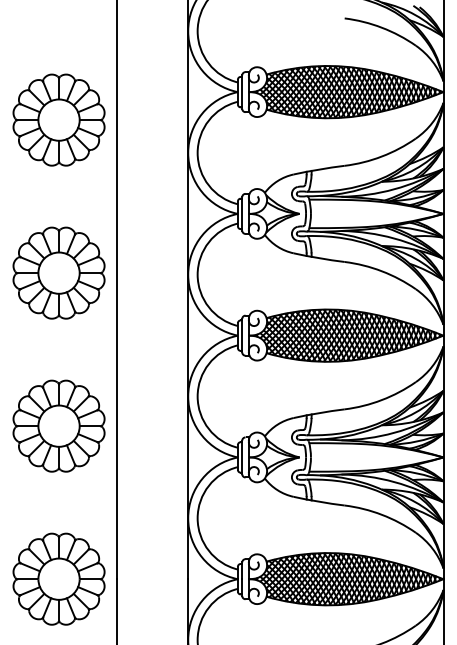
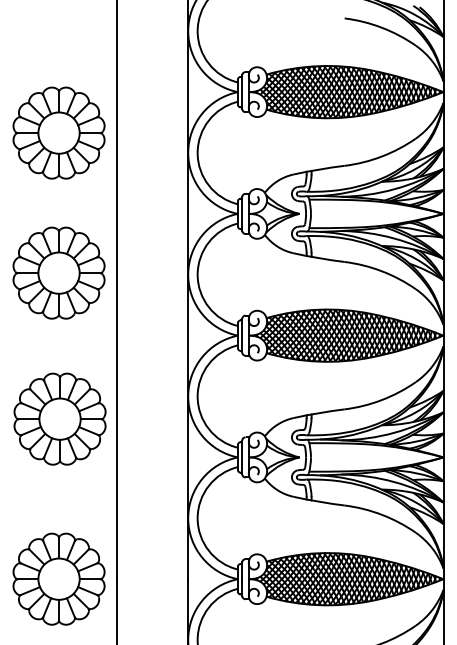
part position: (58, 119) -> (58, 132) (58, 132)
part position: (58, 425) -> (59, 418) (59, 418)
